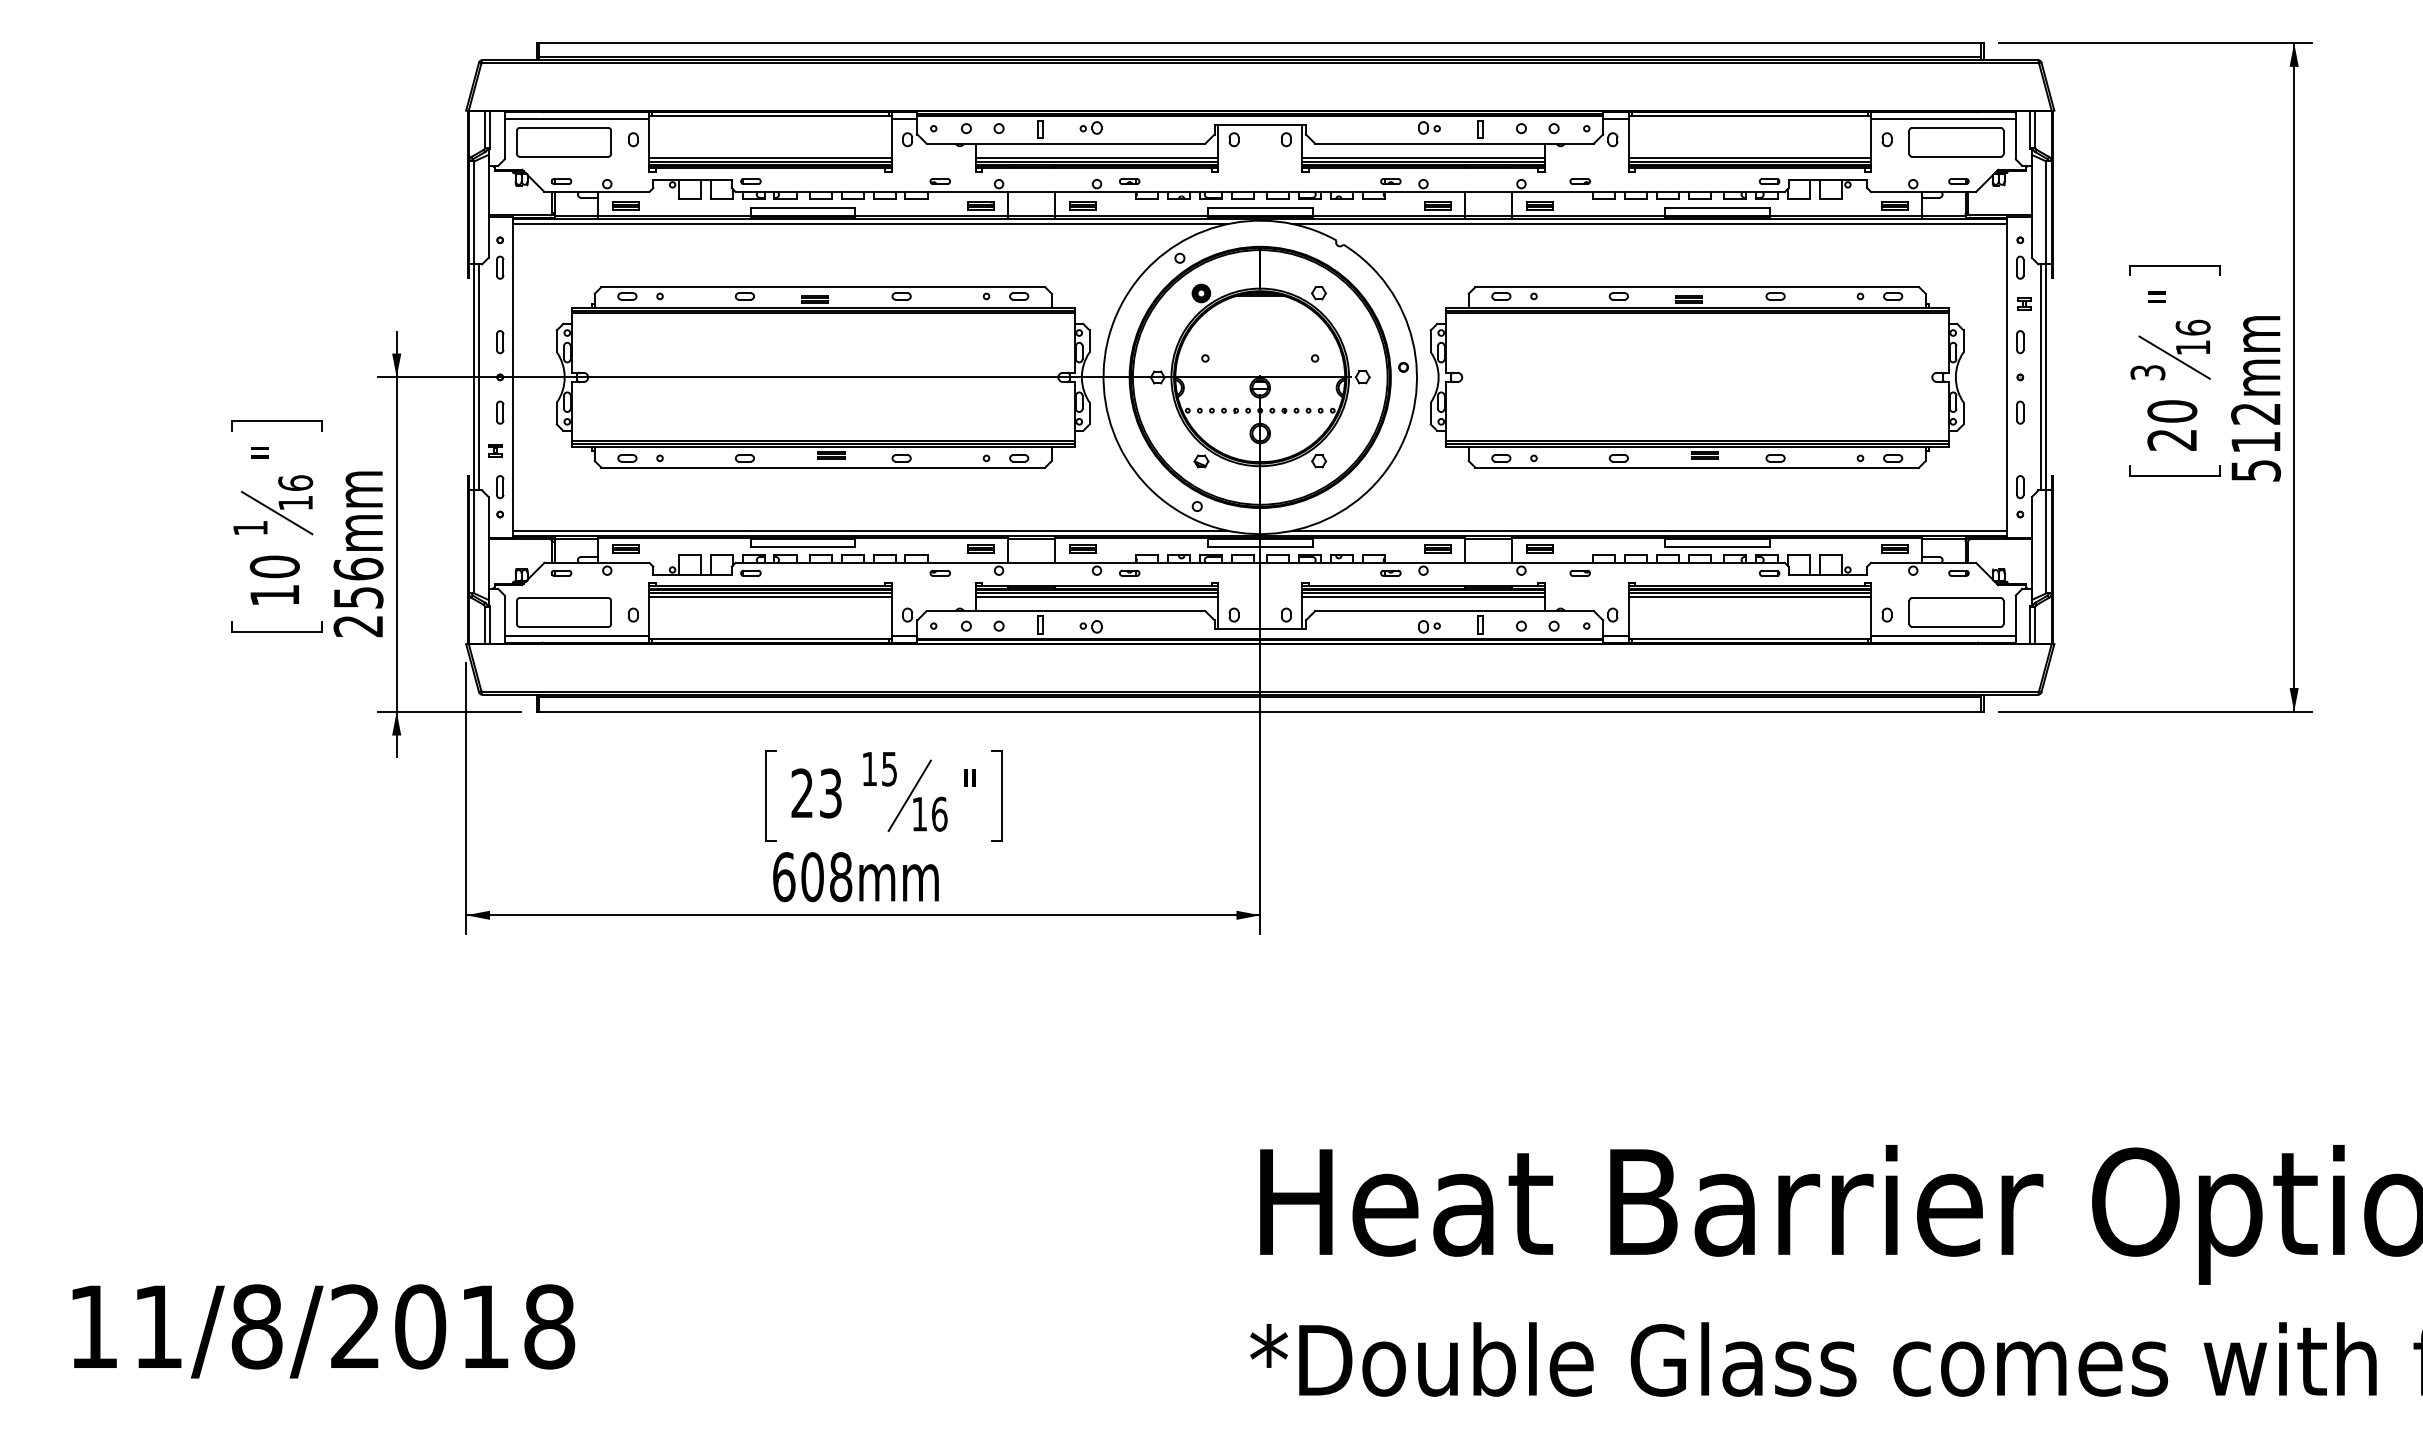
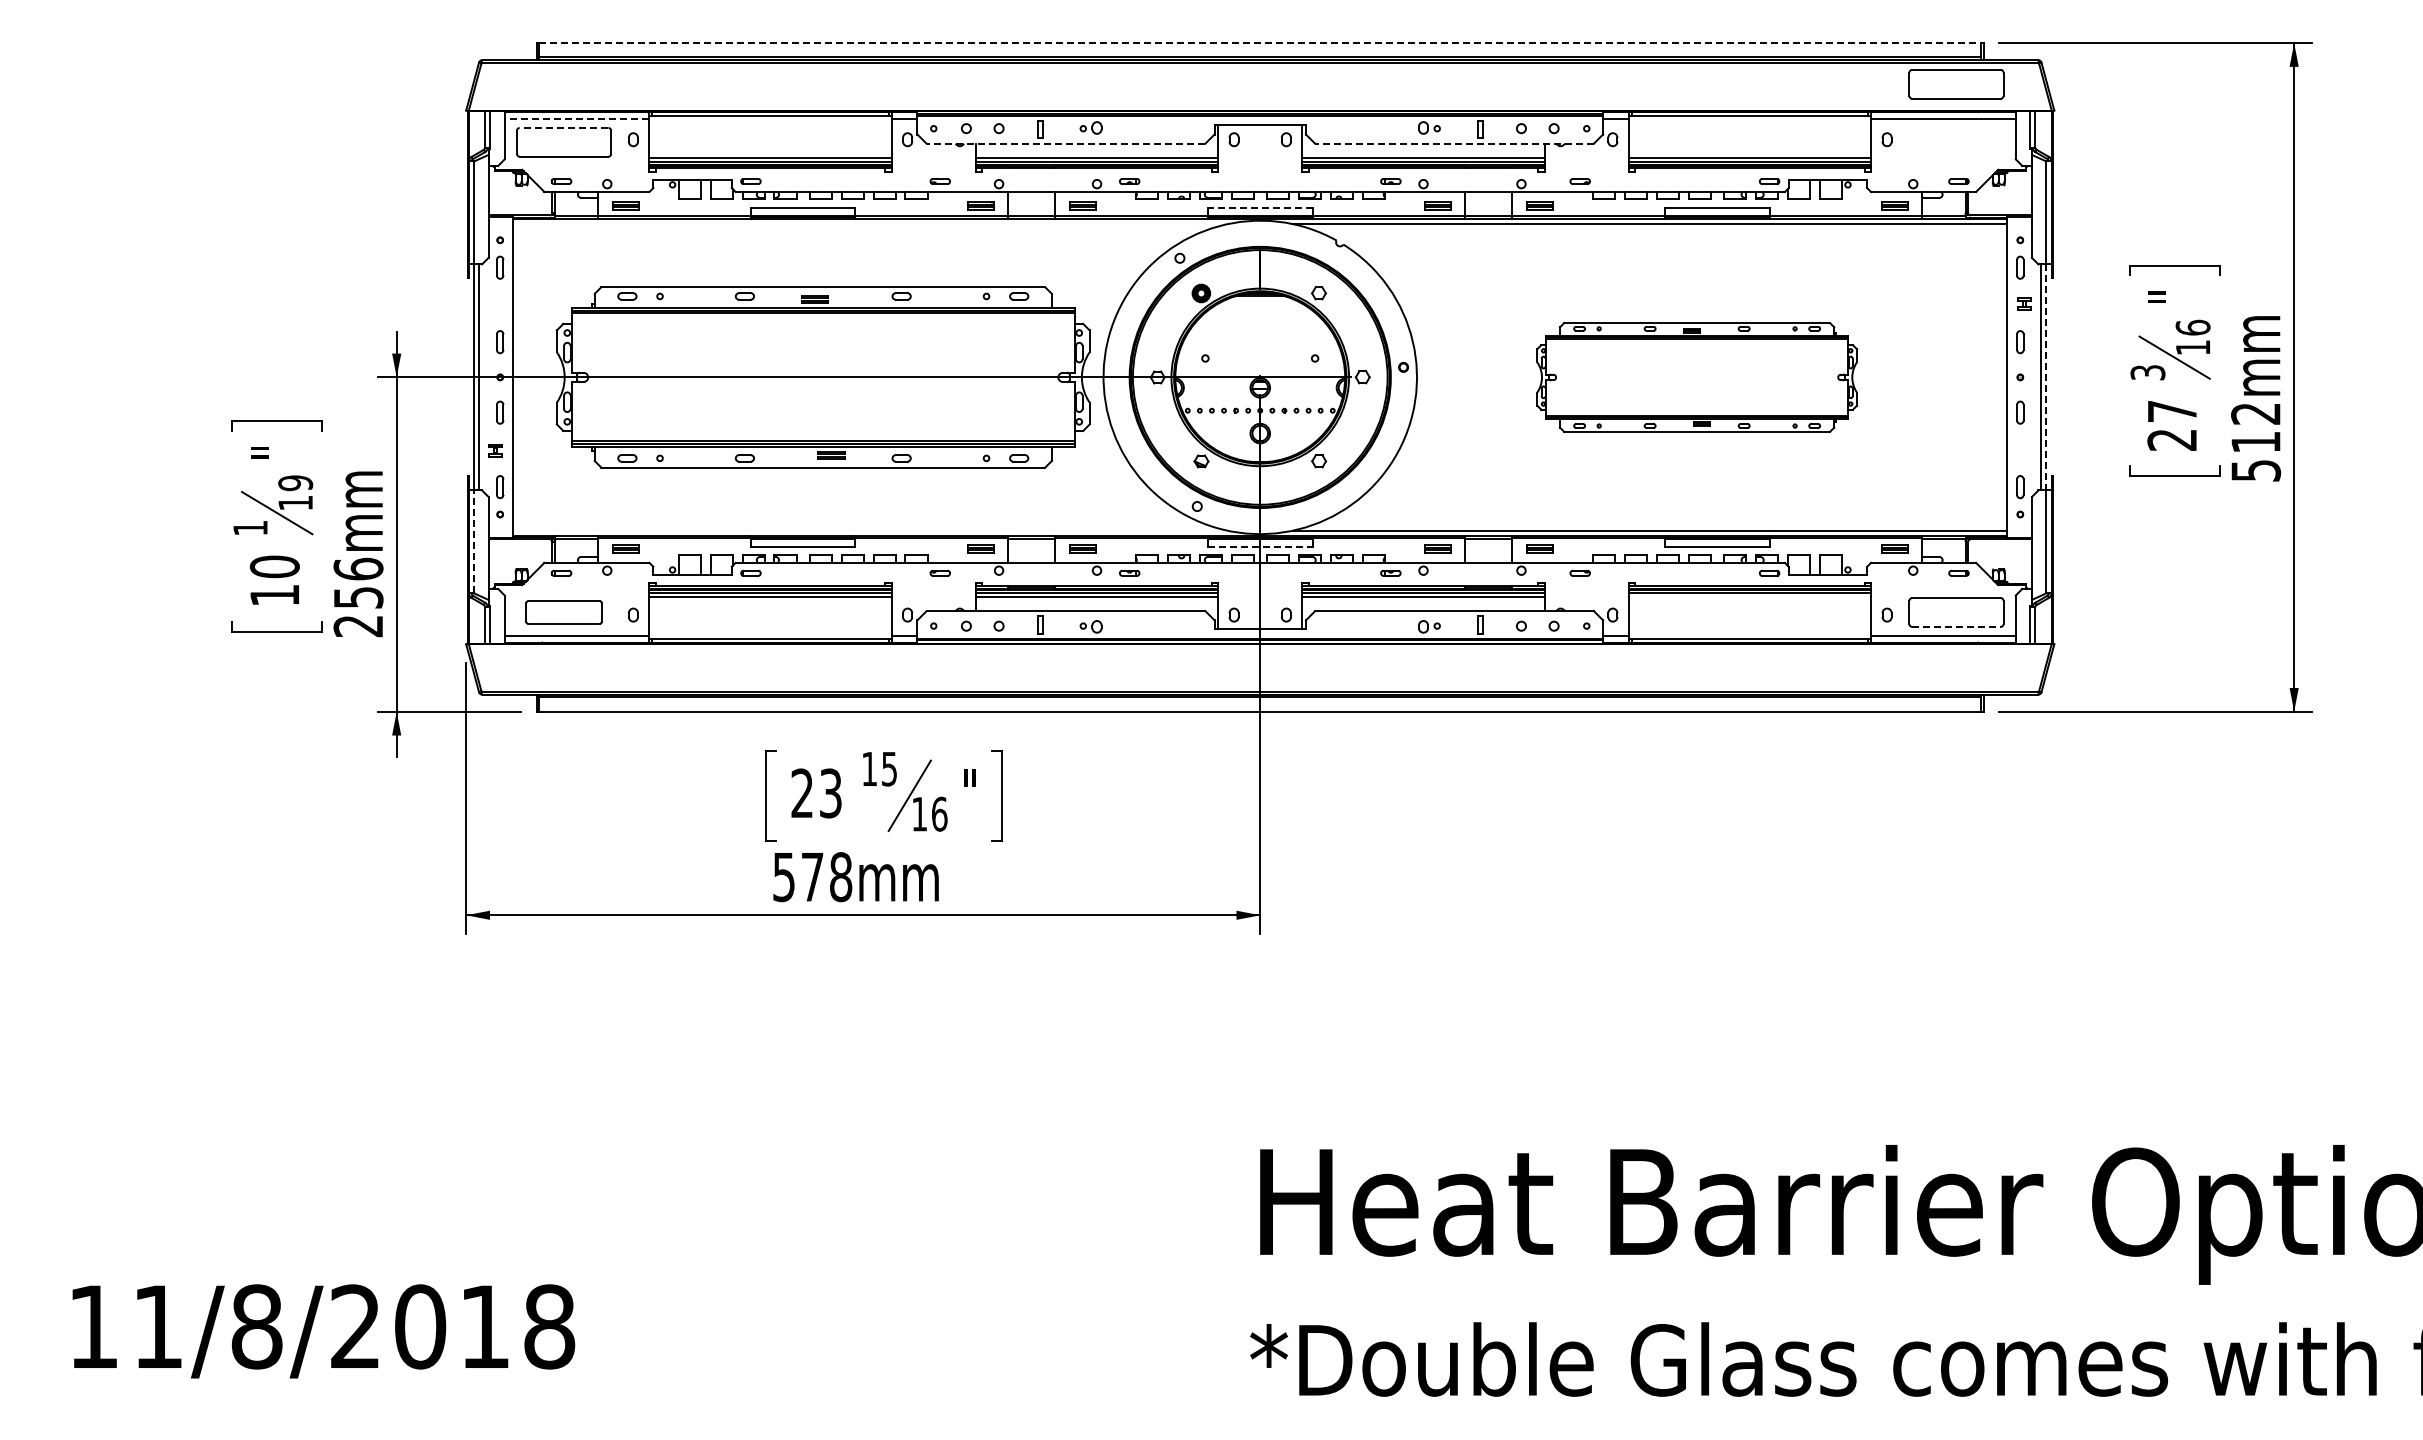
line: solid -> dashed (1260, 43)
line: solid -> dashed (576, 118)
line: solid -> dashed (563, 127)
part position: (1956, 142) -> (1956, 84) (1956, 84)
line: solid -> dashed (1065, 143)
line: solid -> dashed (1454, 143)
line: solid -> dashed (1259, 208)
line: present -> none (870, 223)
part size: 536x183 px -> 323x111 px (1697, 377)
line: solid -> dashed (2046, 377)
text: 20 -> 27 (2172, 411)
text: 16 -> 19 (295, 483)
line: present -> none (870, 530)
line: solid -> dashed (474, 541)
line: solid -> dashed (1260, 546)
line: present -> none (1749, 596)
part size: 96x31 px -> 78x25 px (563, 612)
line: solid -> dashed (1956, 626)
text: 608mm -> 578mm (798, 877)
